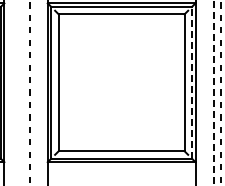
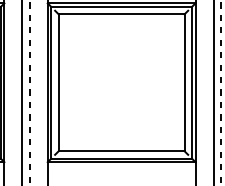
line: dashed -> solid (191, 82)
line: none -> present (22, 92)
line: dashed -> solid (213, 92)
